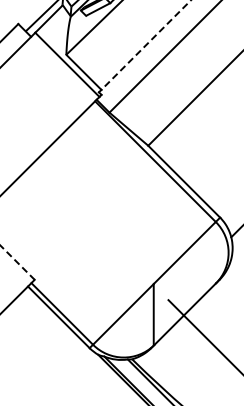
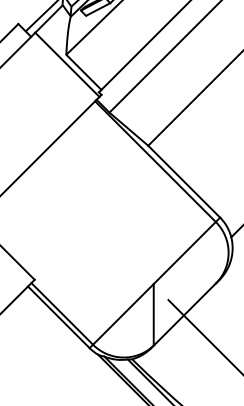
line: dashed -> solid (145, 45)
line: dashed -> solid (17, 262)
